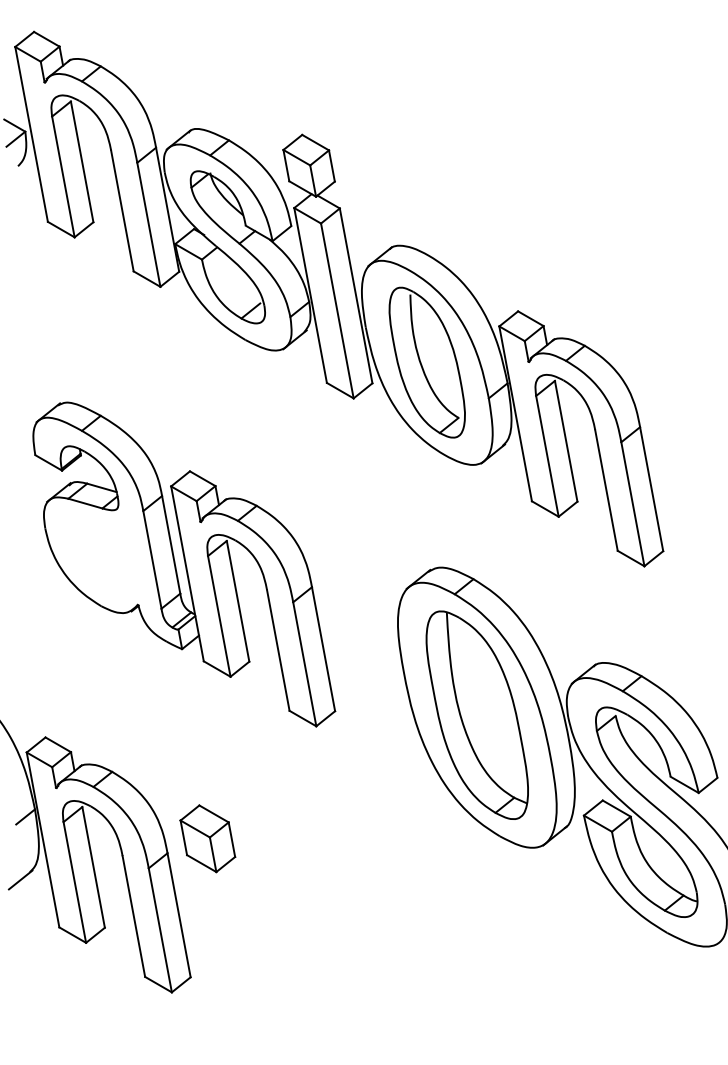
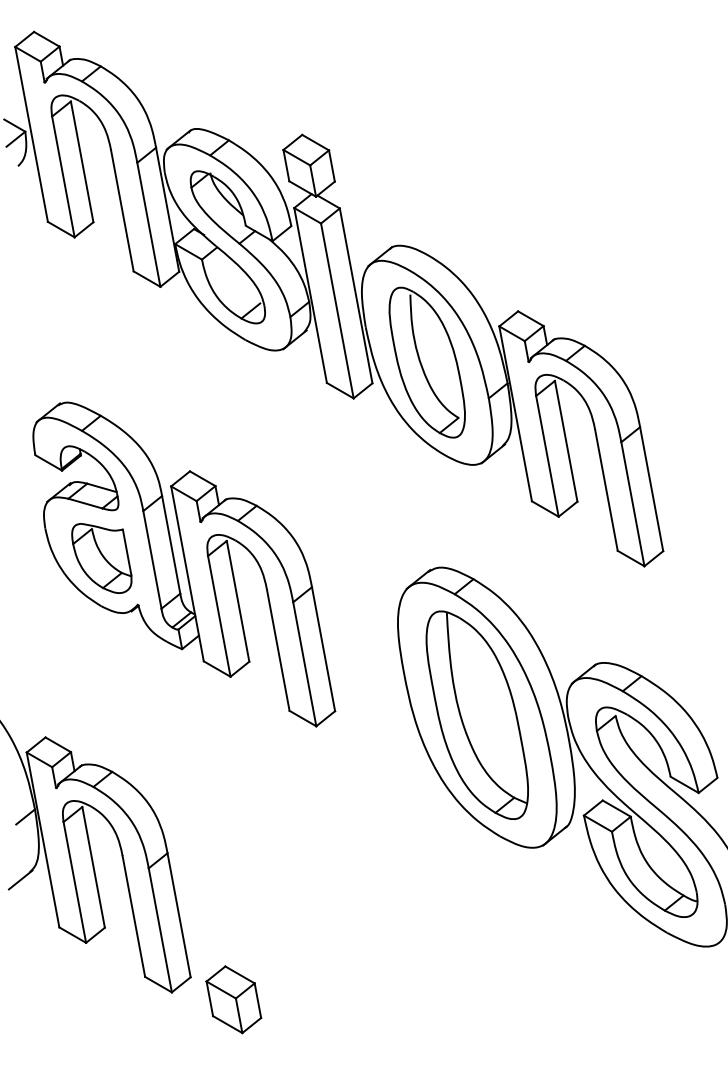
part: none -> present (101, 558)
part position: (207, 838) -> (233, 999) (233, 999)
